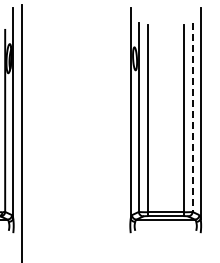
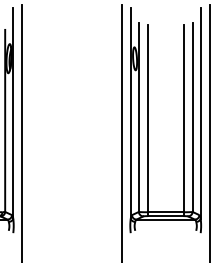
line: dashed -> solid (192, 117)
line: none -> present (121, 132)
line: none -> present (209, 132)
